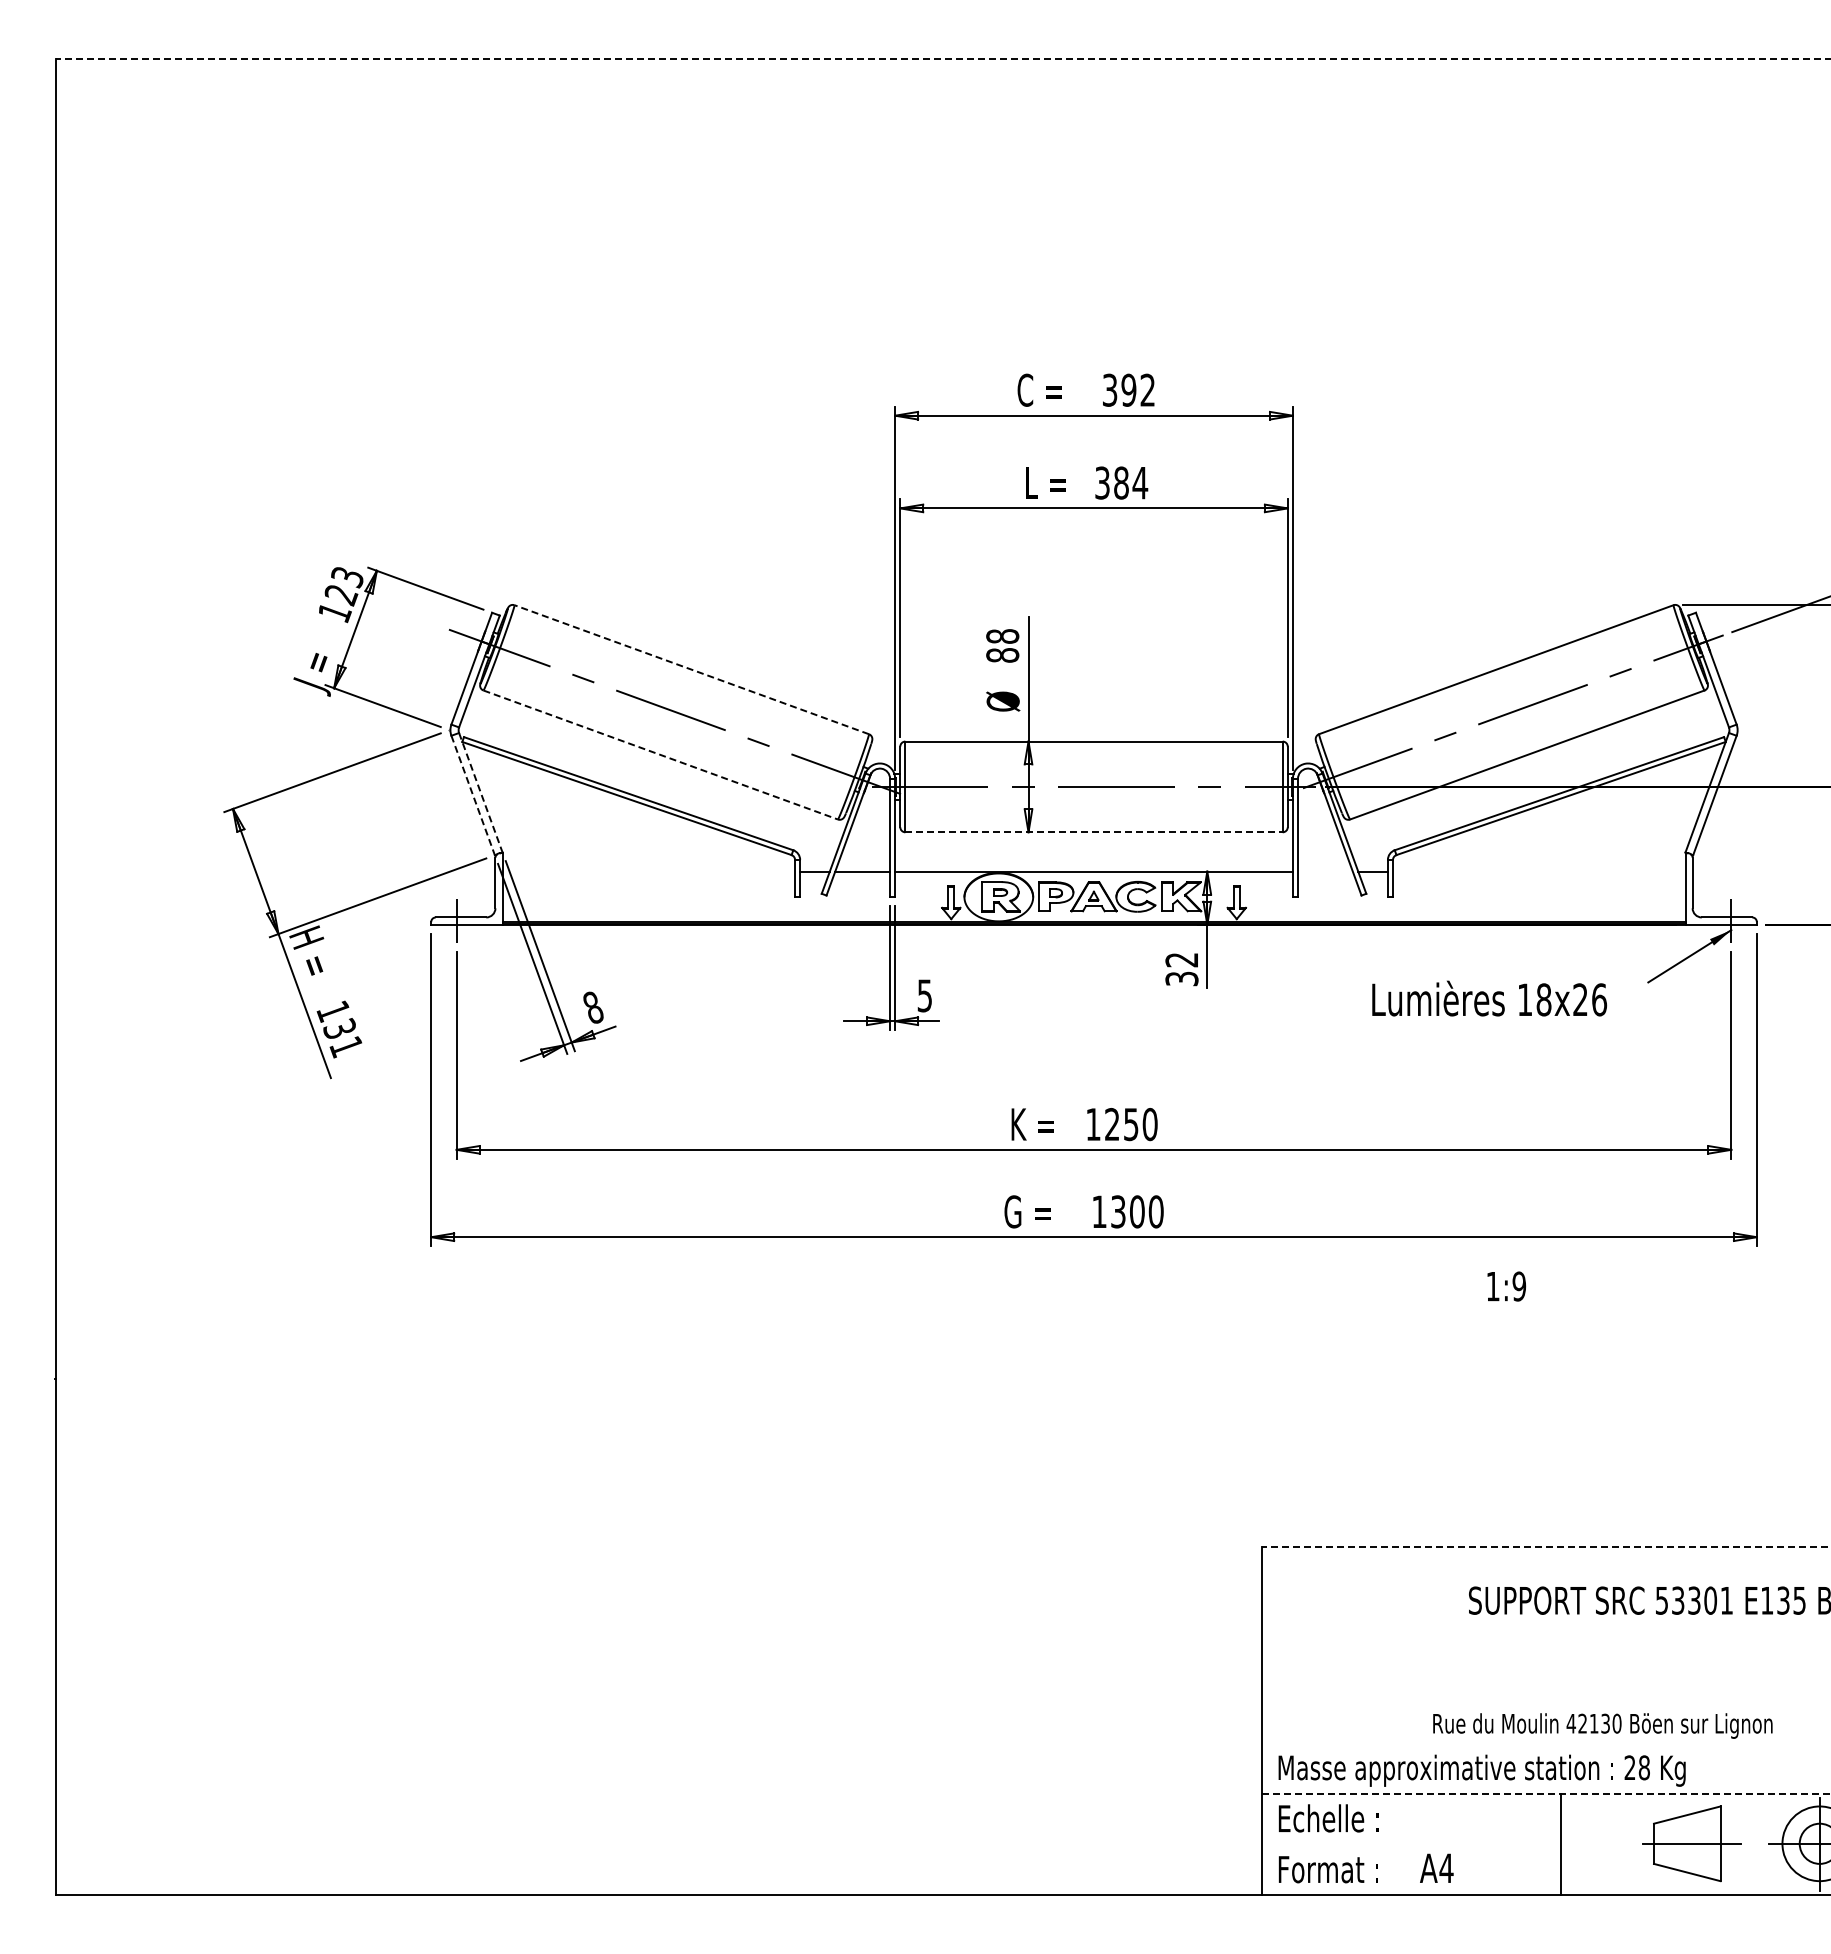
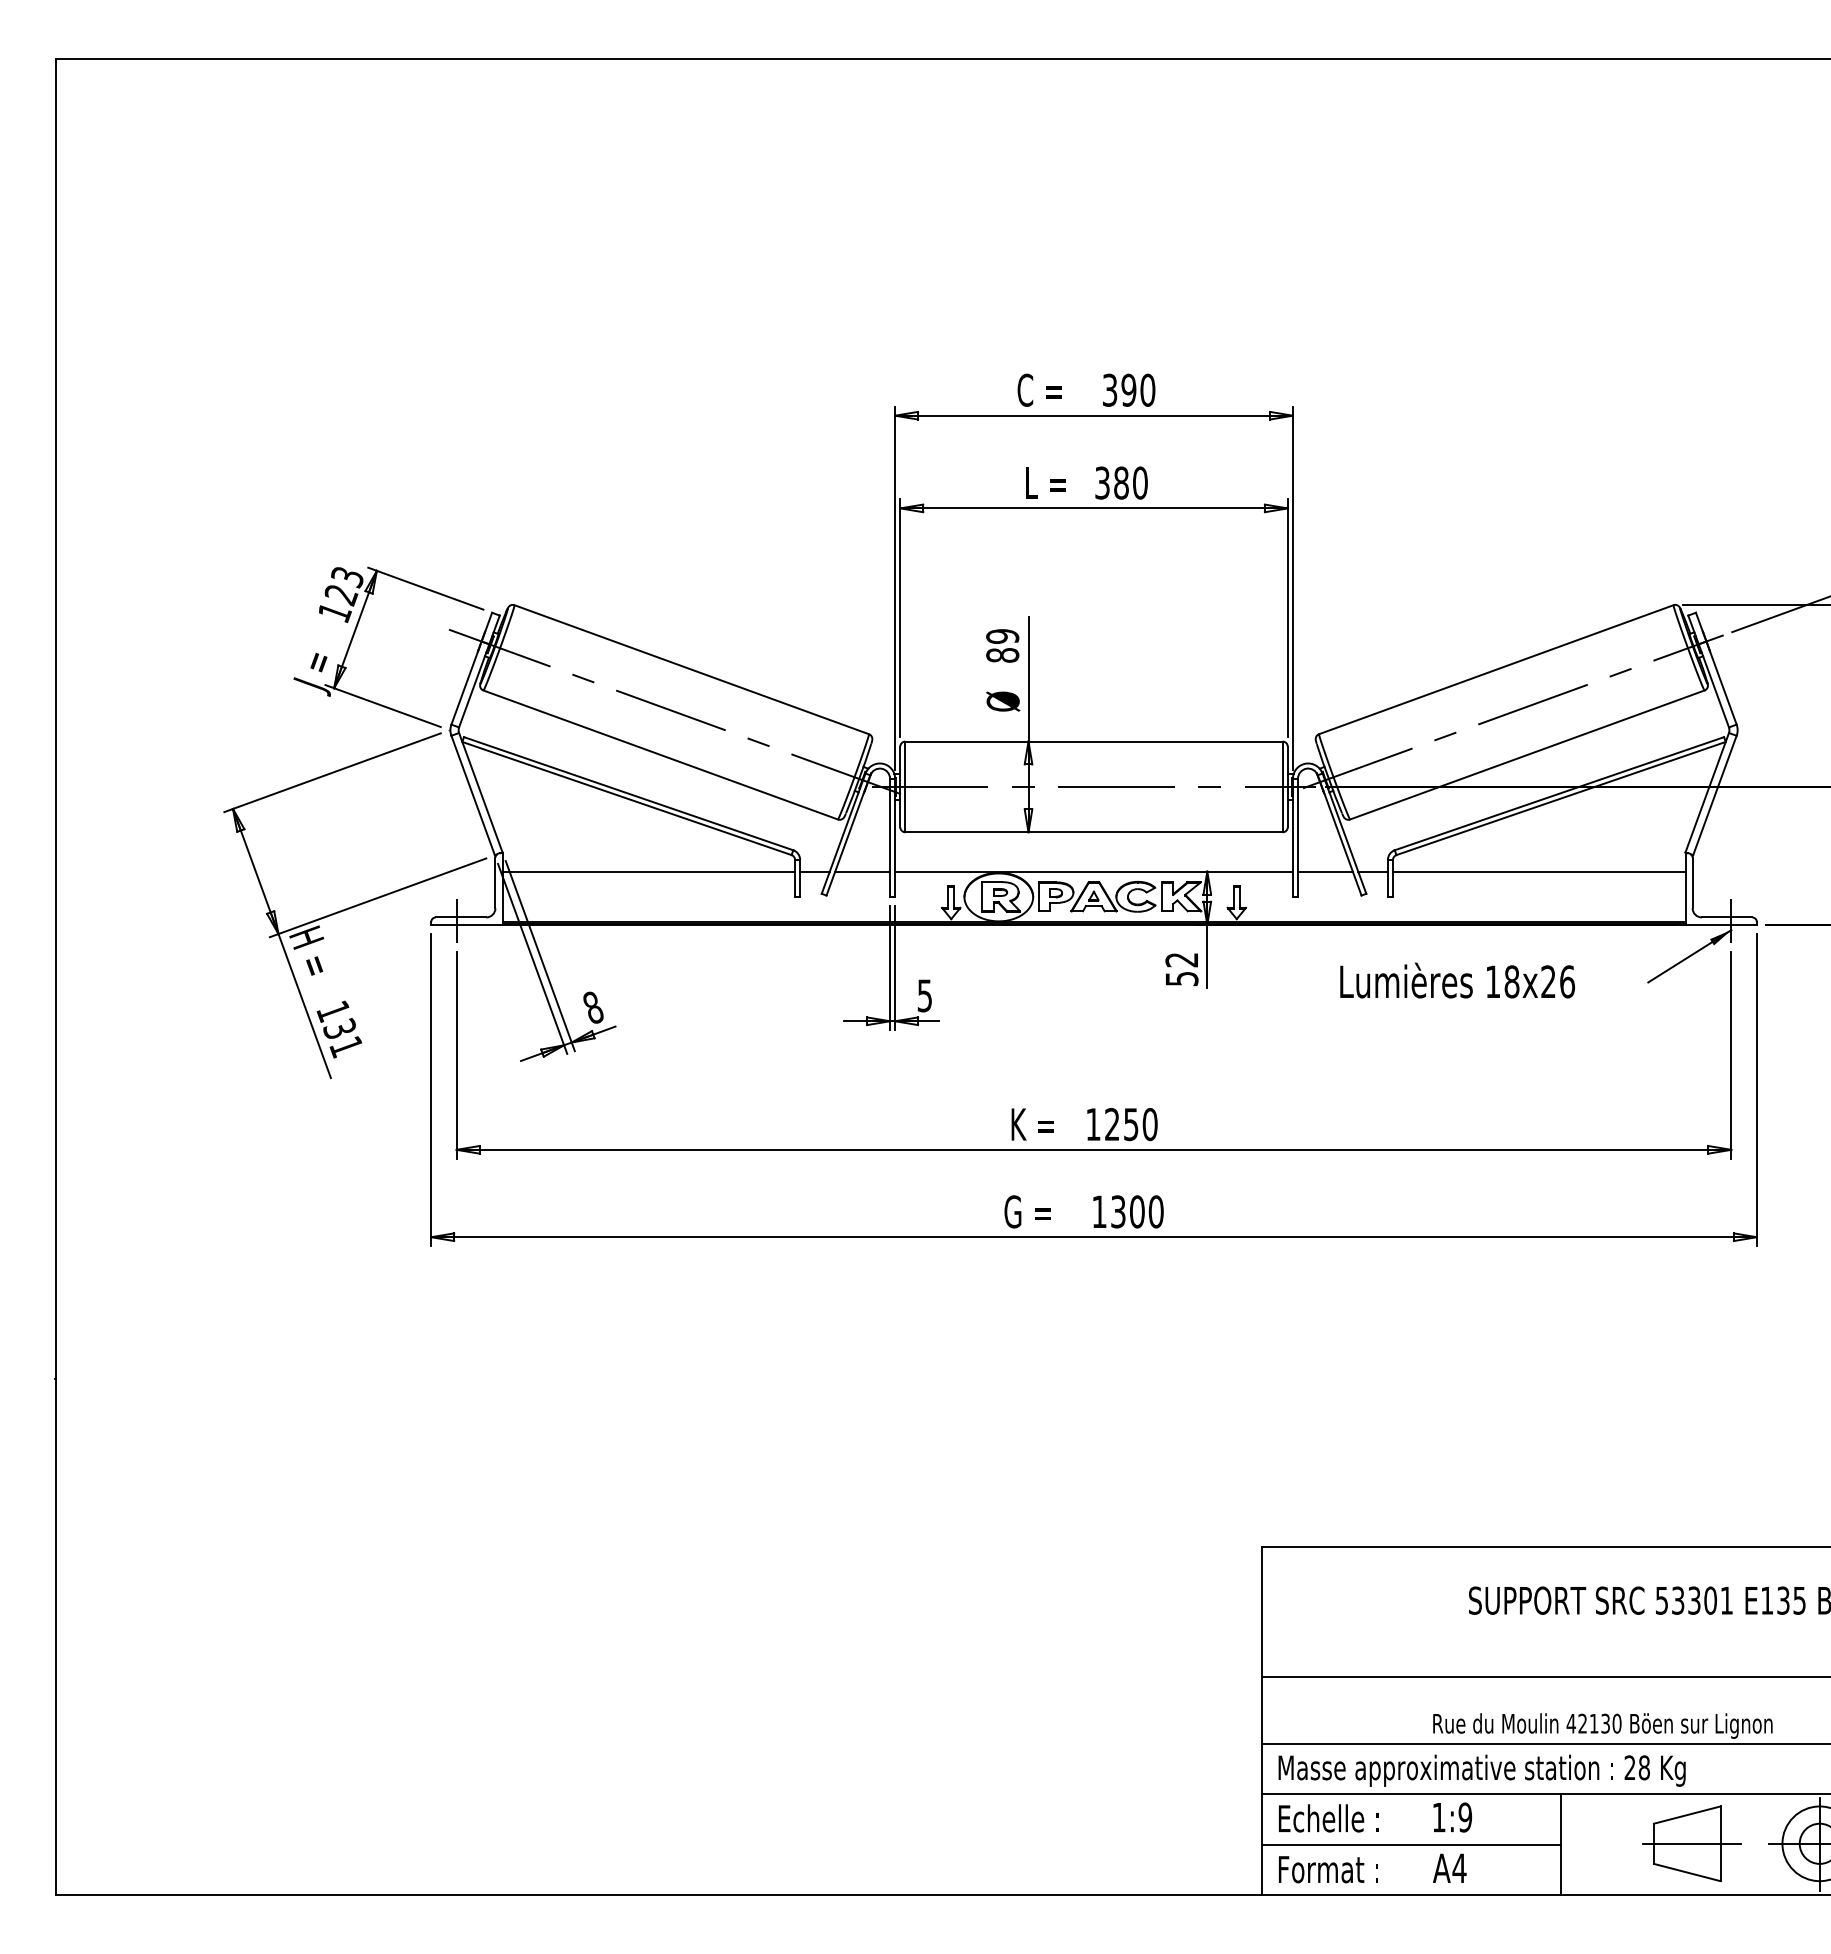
line: dashed -> solid (942, 58)
text: 392 -> 390 (1147, 389)
text: 384 -> 380 (1140, 482)
text: 88 -> 89 (1002, 636)
line: dashed -> solid (691, 669)
line: dashed -> solid (660, 755)
line: dashed -> solid (480, 792)
line: dashed -> solid (473, 795)
line: dashed -> solid (1094, 832)
line: none -> present (648, 871)
line: none -> present (1324, 871)
line: none -> present (1539, 871)
text: 32 -> 52 (1181, 978)
text position: (1489, 998) -> (1457, 980) (1457, 980)
text position: (1506, 1286) -> (1452, 1817) (1452, 1817)
line: dashed -> solid (1546, 1546)
line: none -> present (1544, 1677)
line: none -> present (1544, 1743)
line: dashed -> solid (1546, 1794)
line: none -> present (1410, 1844)
text position: (1436, 1867) -> (1449, 1867) (1449, 1867)
